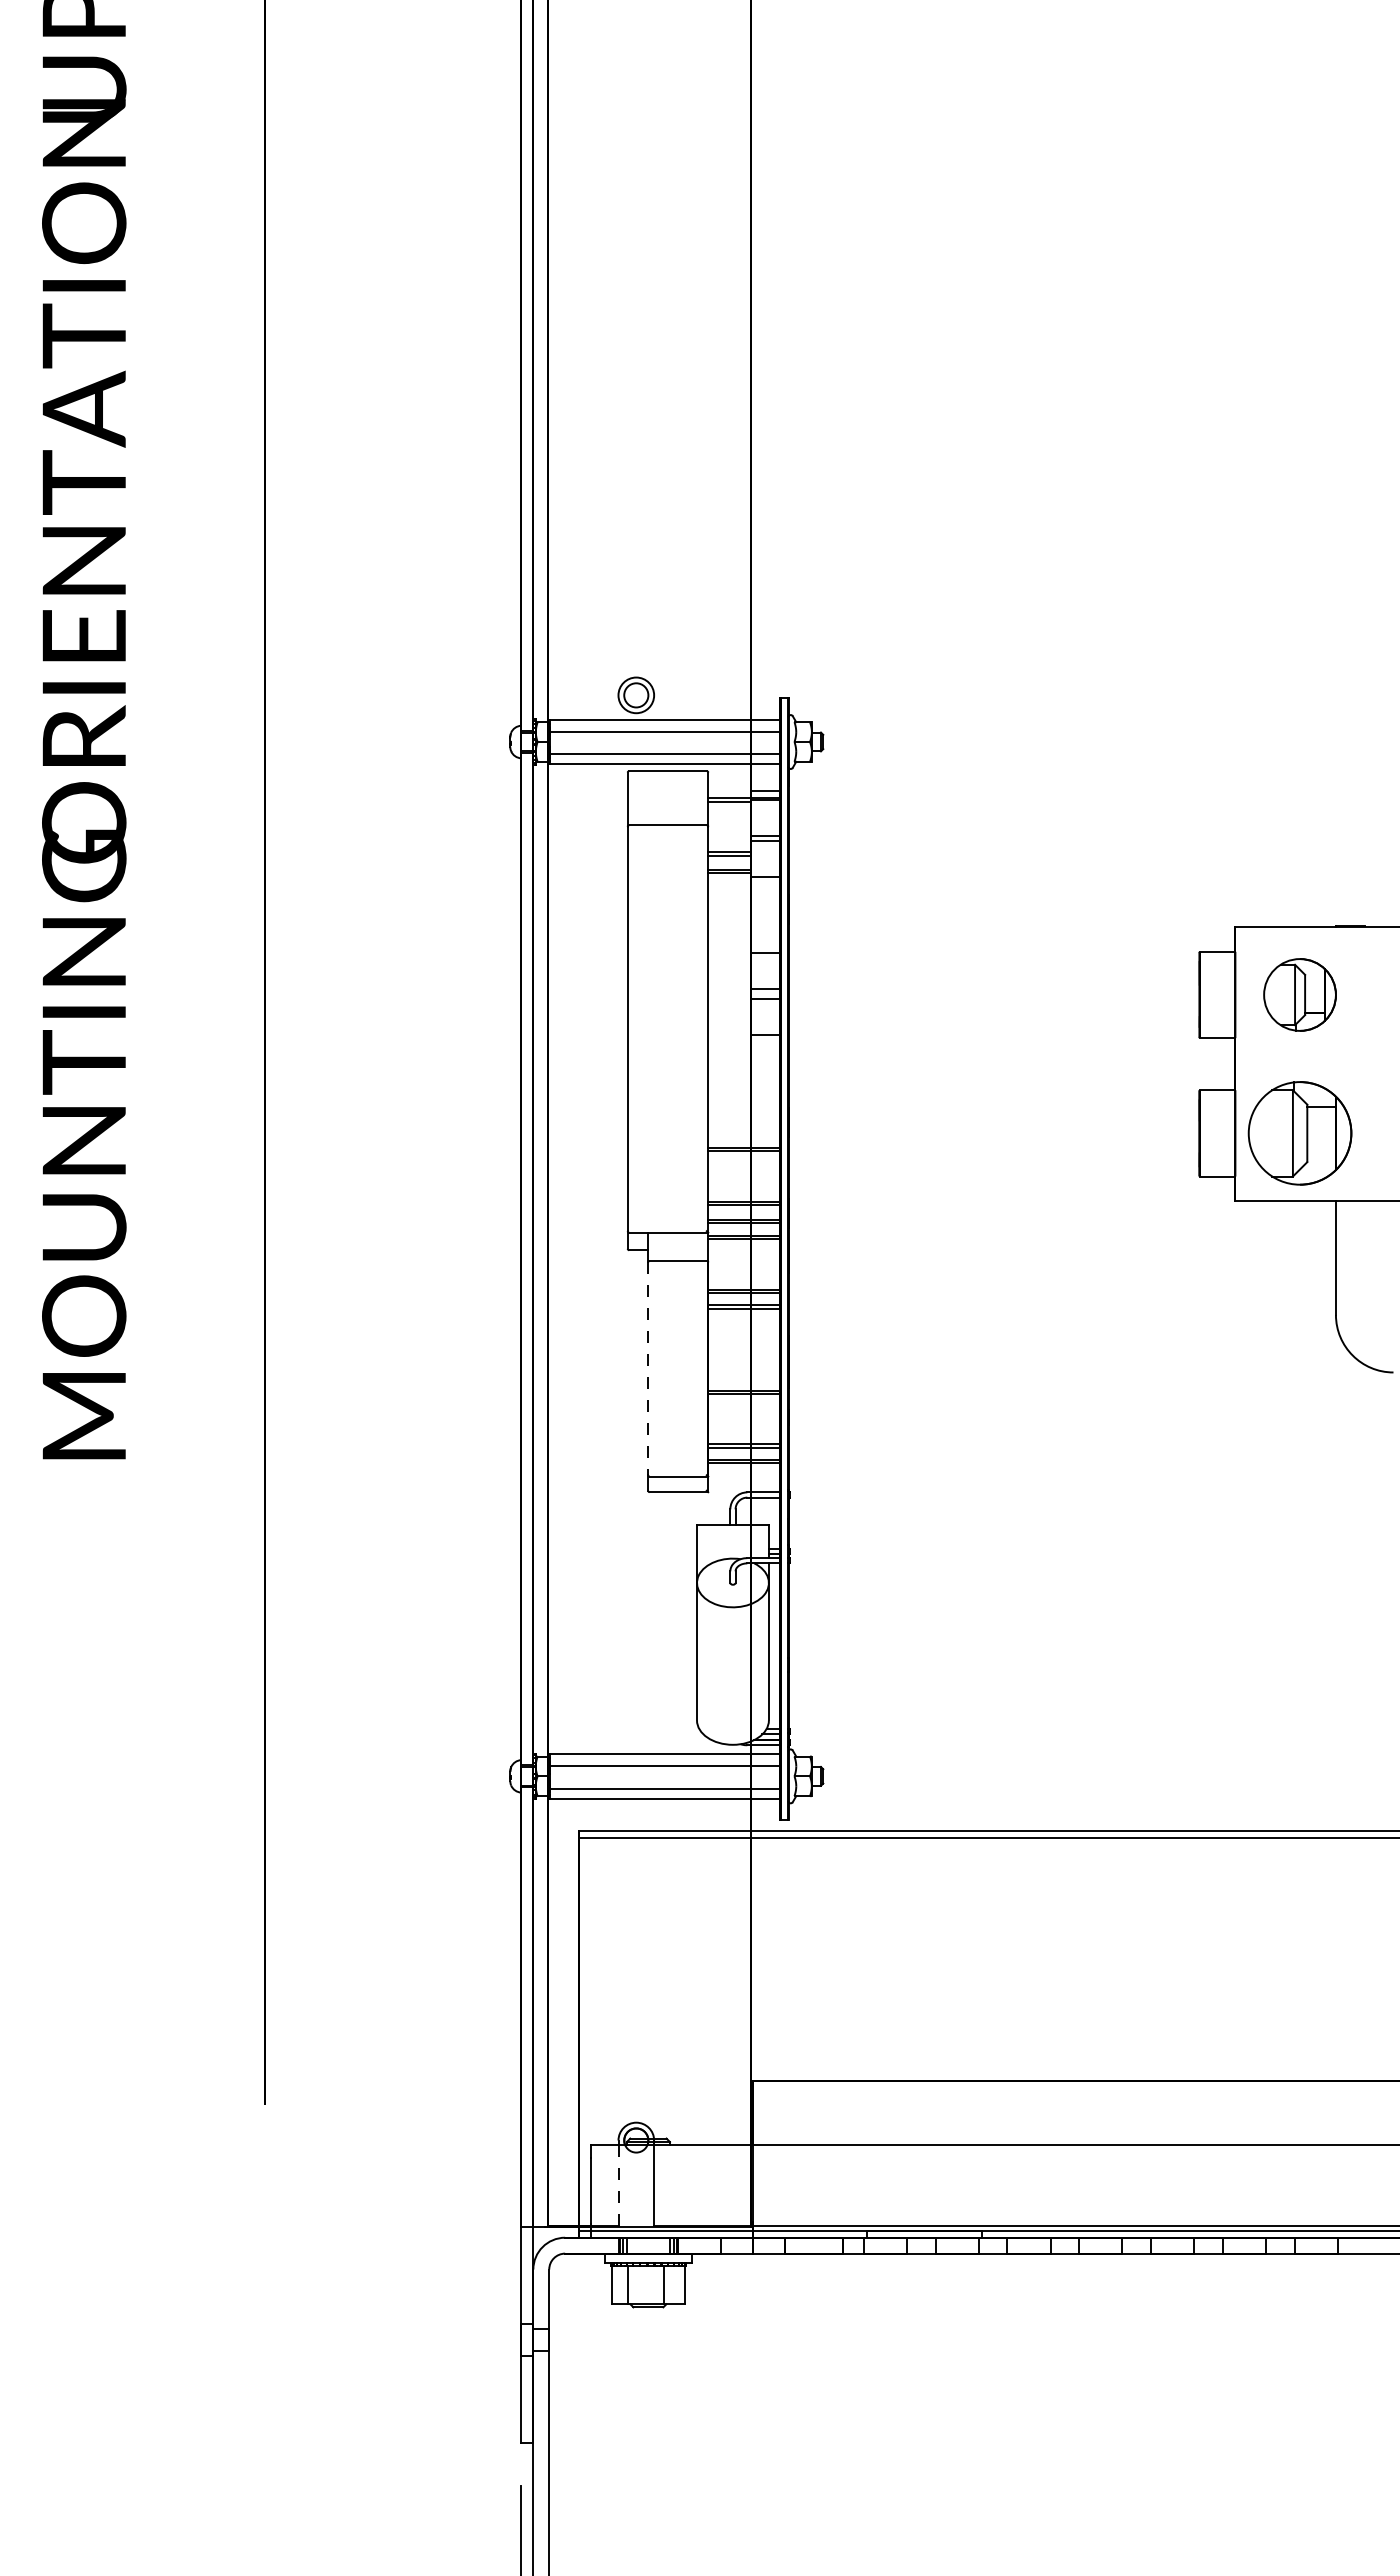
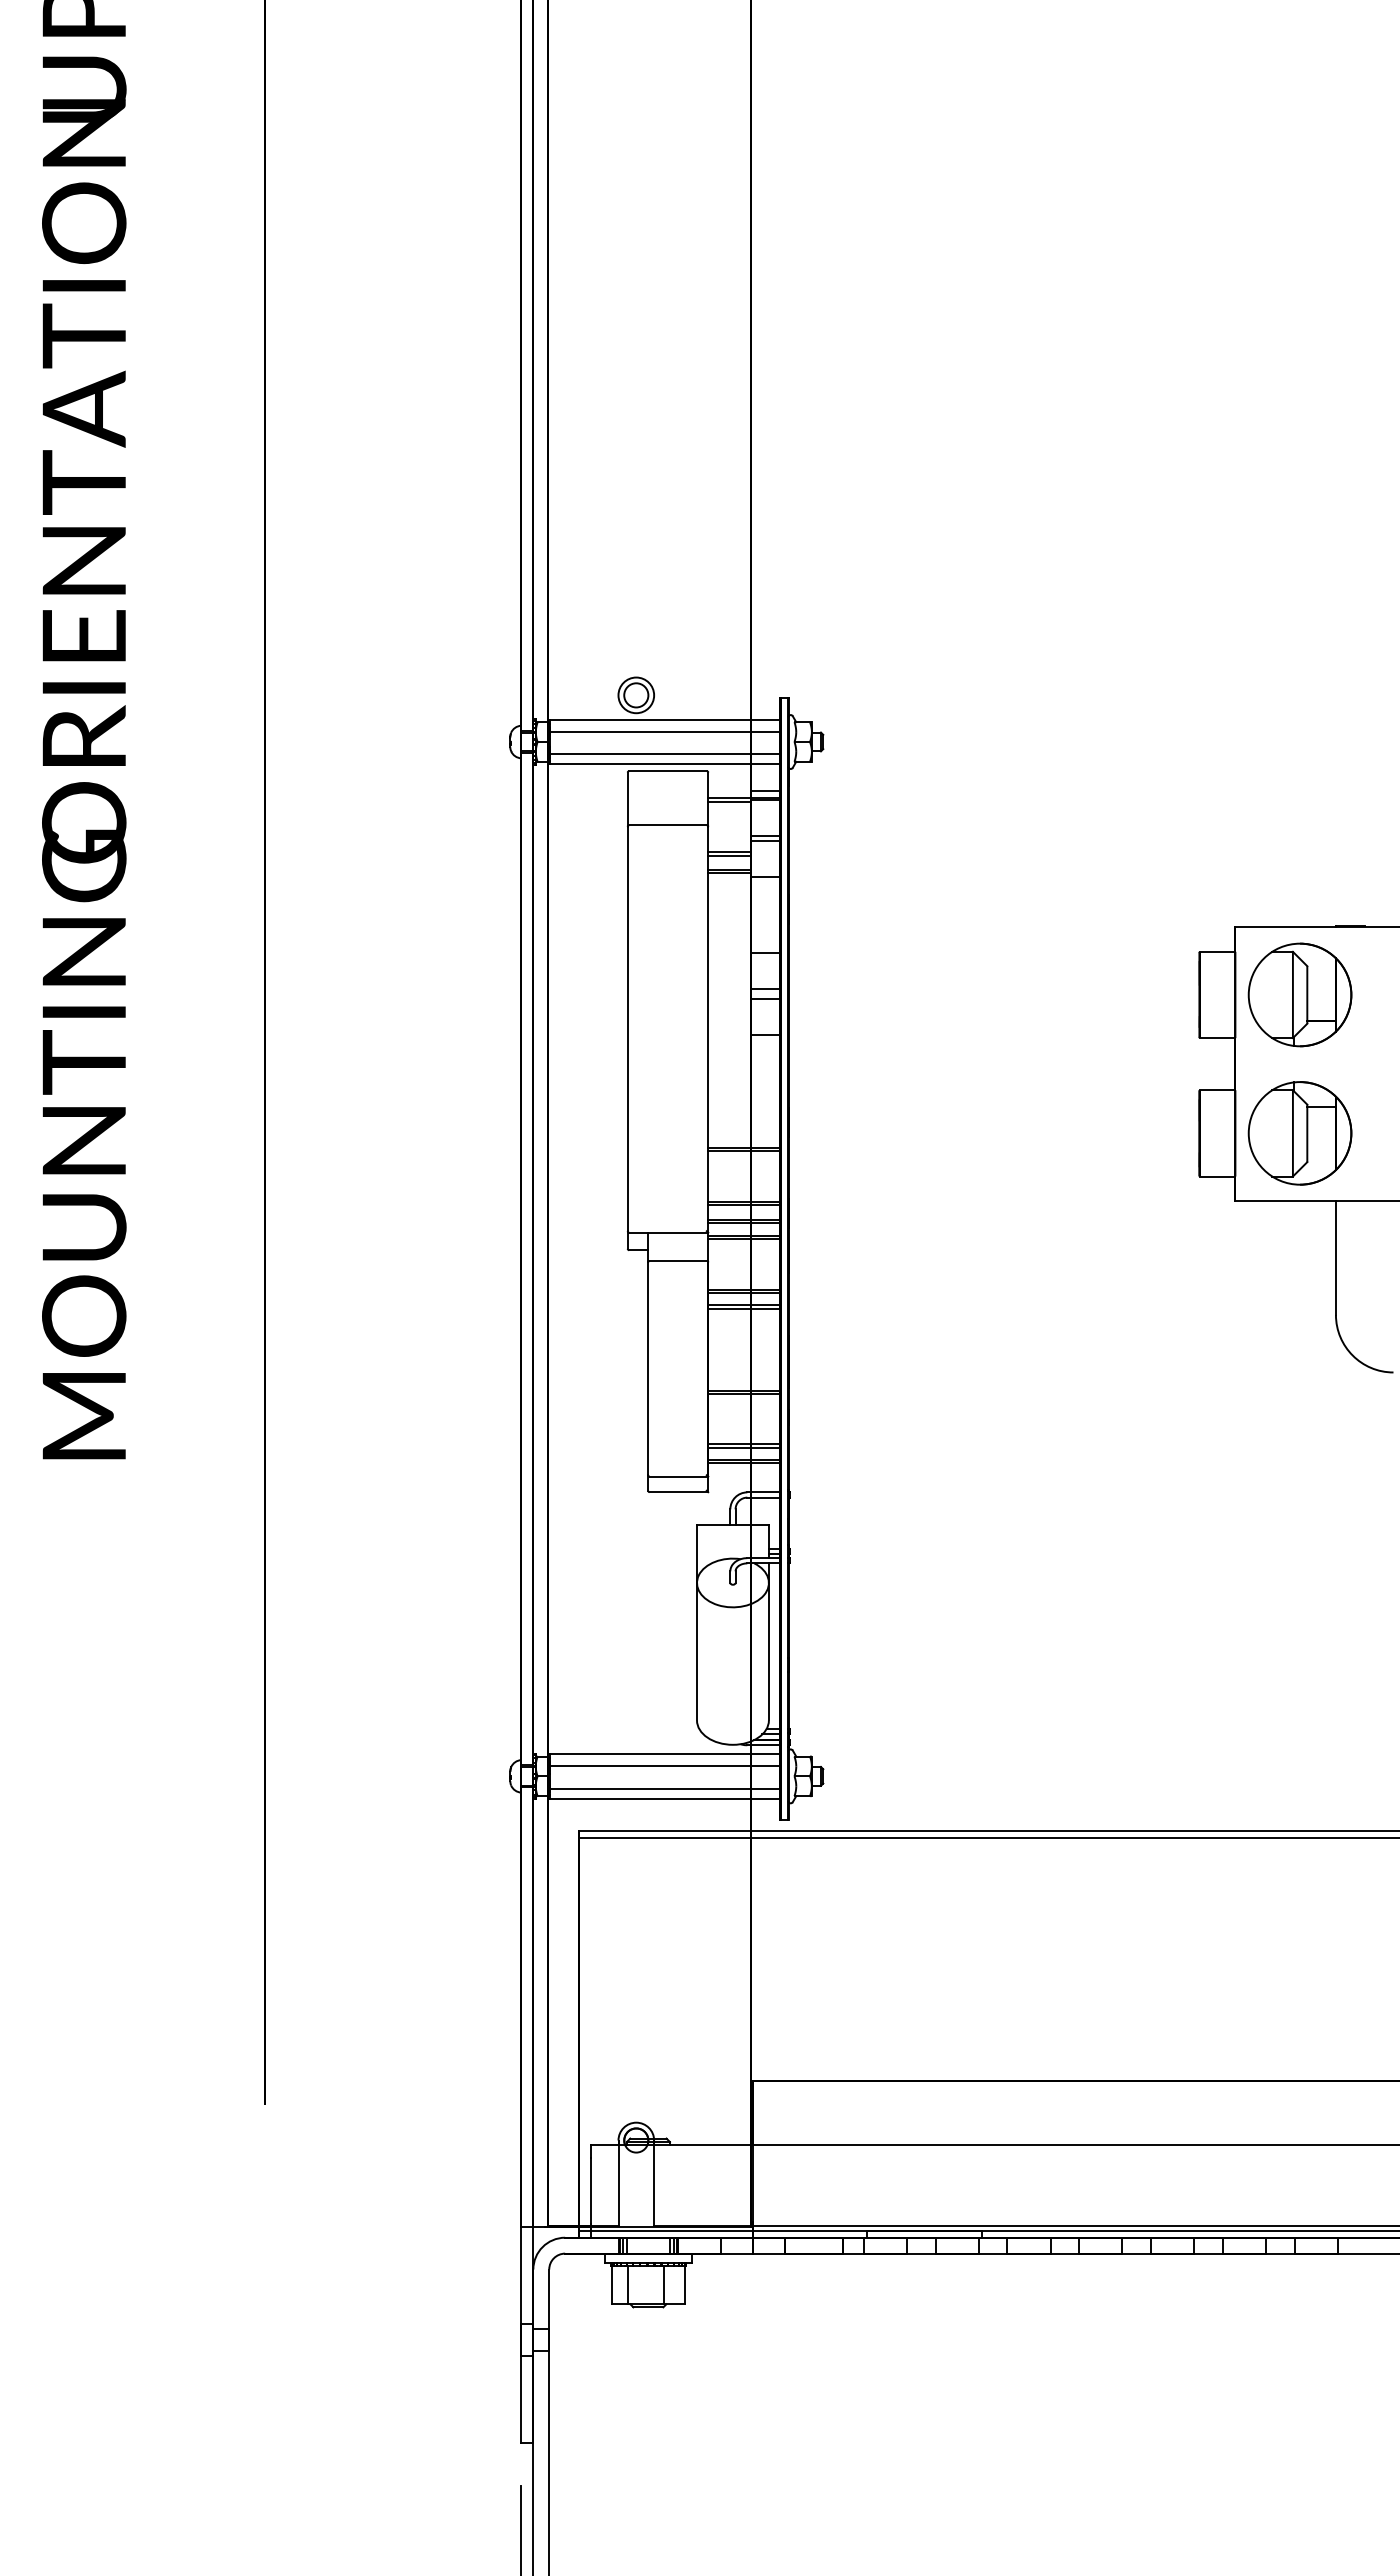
part size: 74x74 px -> 106x106 px (1299, 994)
line: dashed -> solid (648, 1369)
line: dashed -> solid (618, 2183)
